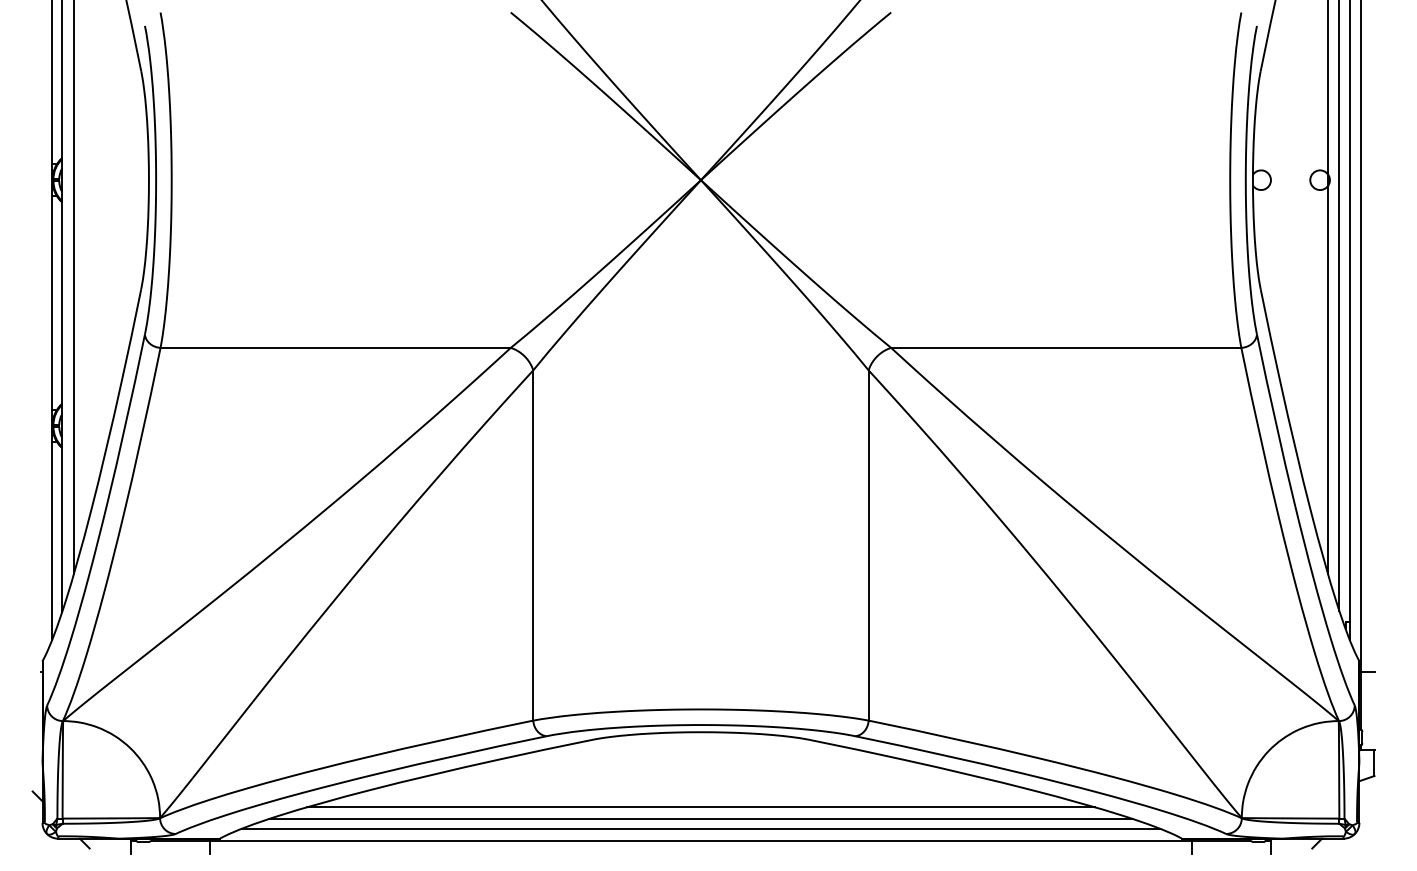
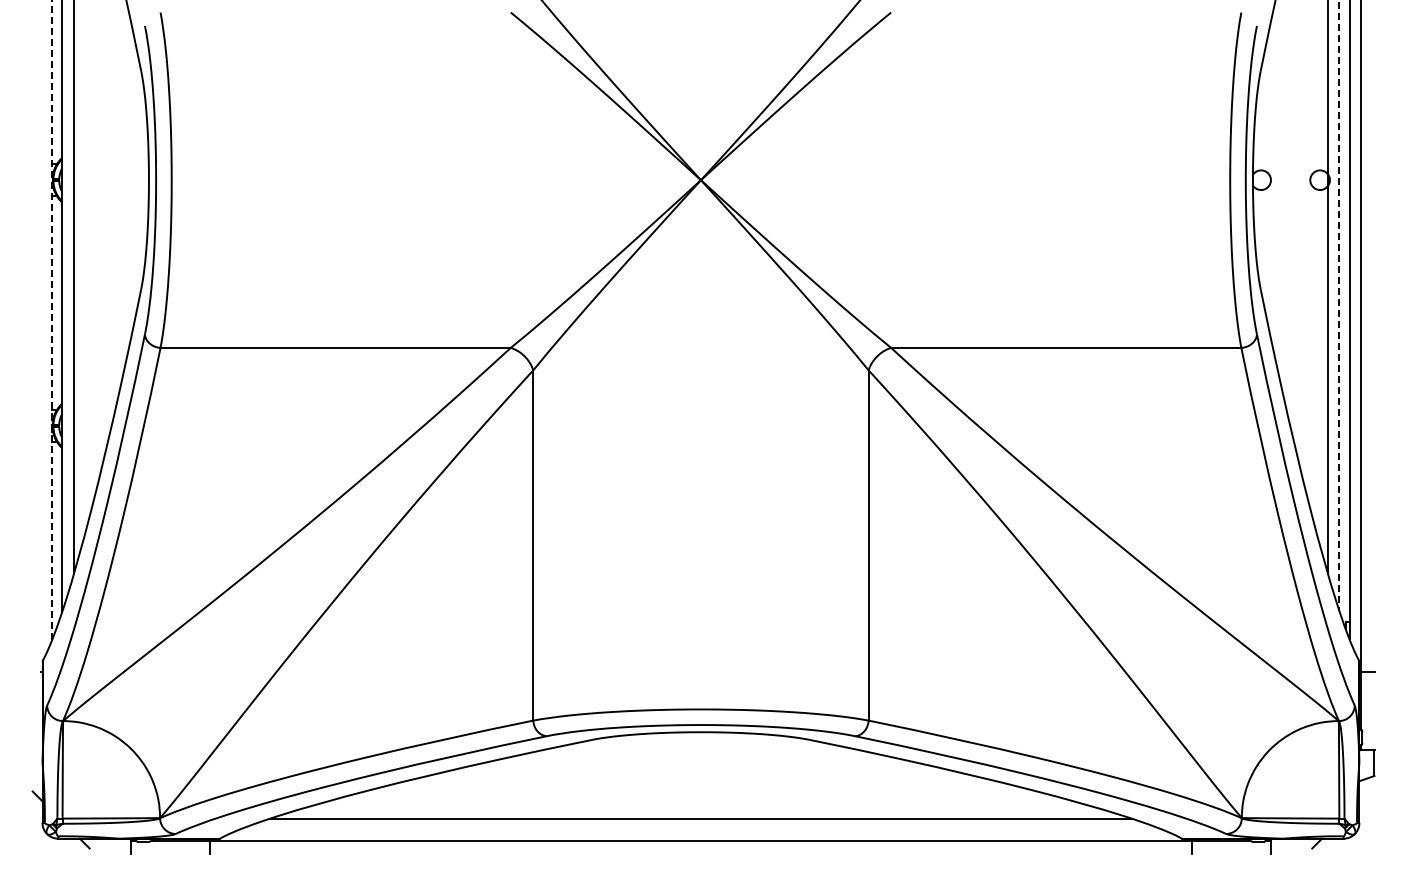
line: solid -> dashed (1339, 306)
line: solid -> dashed (52, 319)
line: present -> none (700, 807)
line: present -> none (700, 828)
